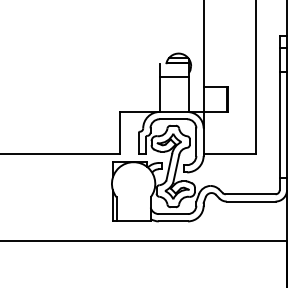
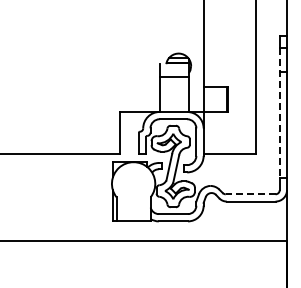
line: solid -> dashed (279, 113)
line: solid -> dashed (250, 194)
